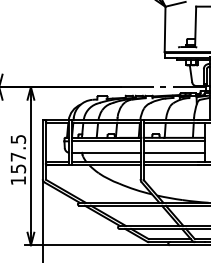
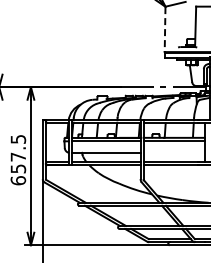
line: solid -> dashed (165, 30)
line: present -> none (173, 152)
text: 157.5 -> 657.5 (18, 180)
